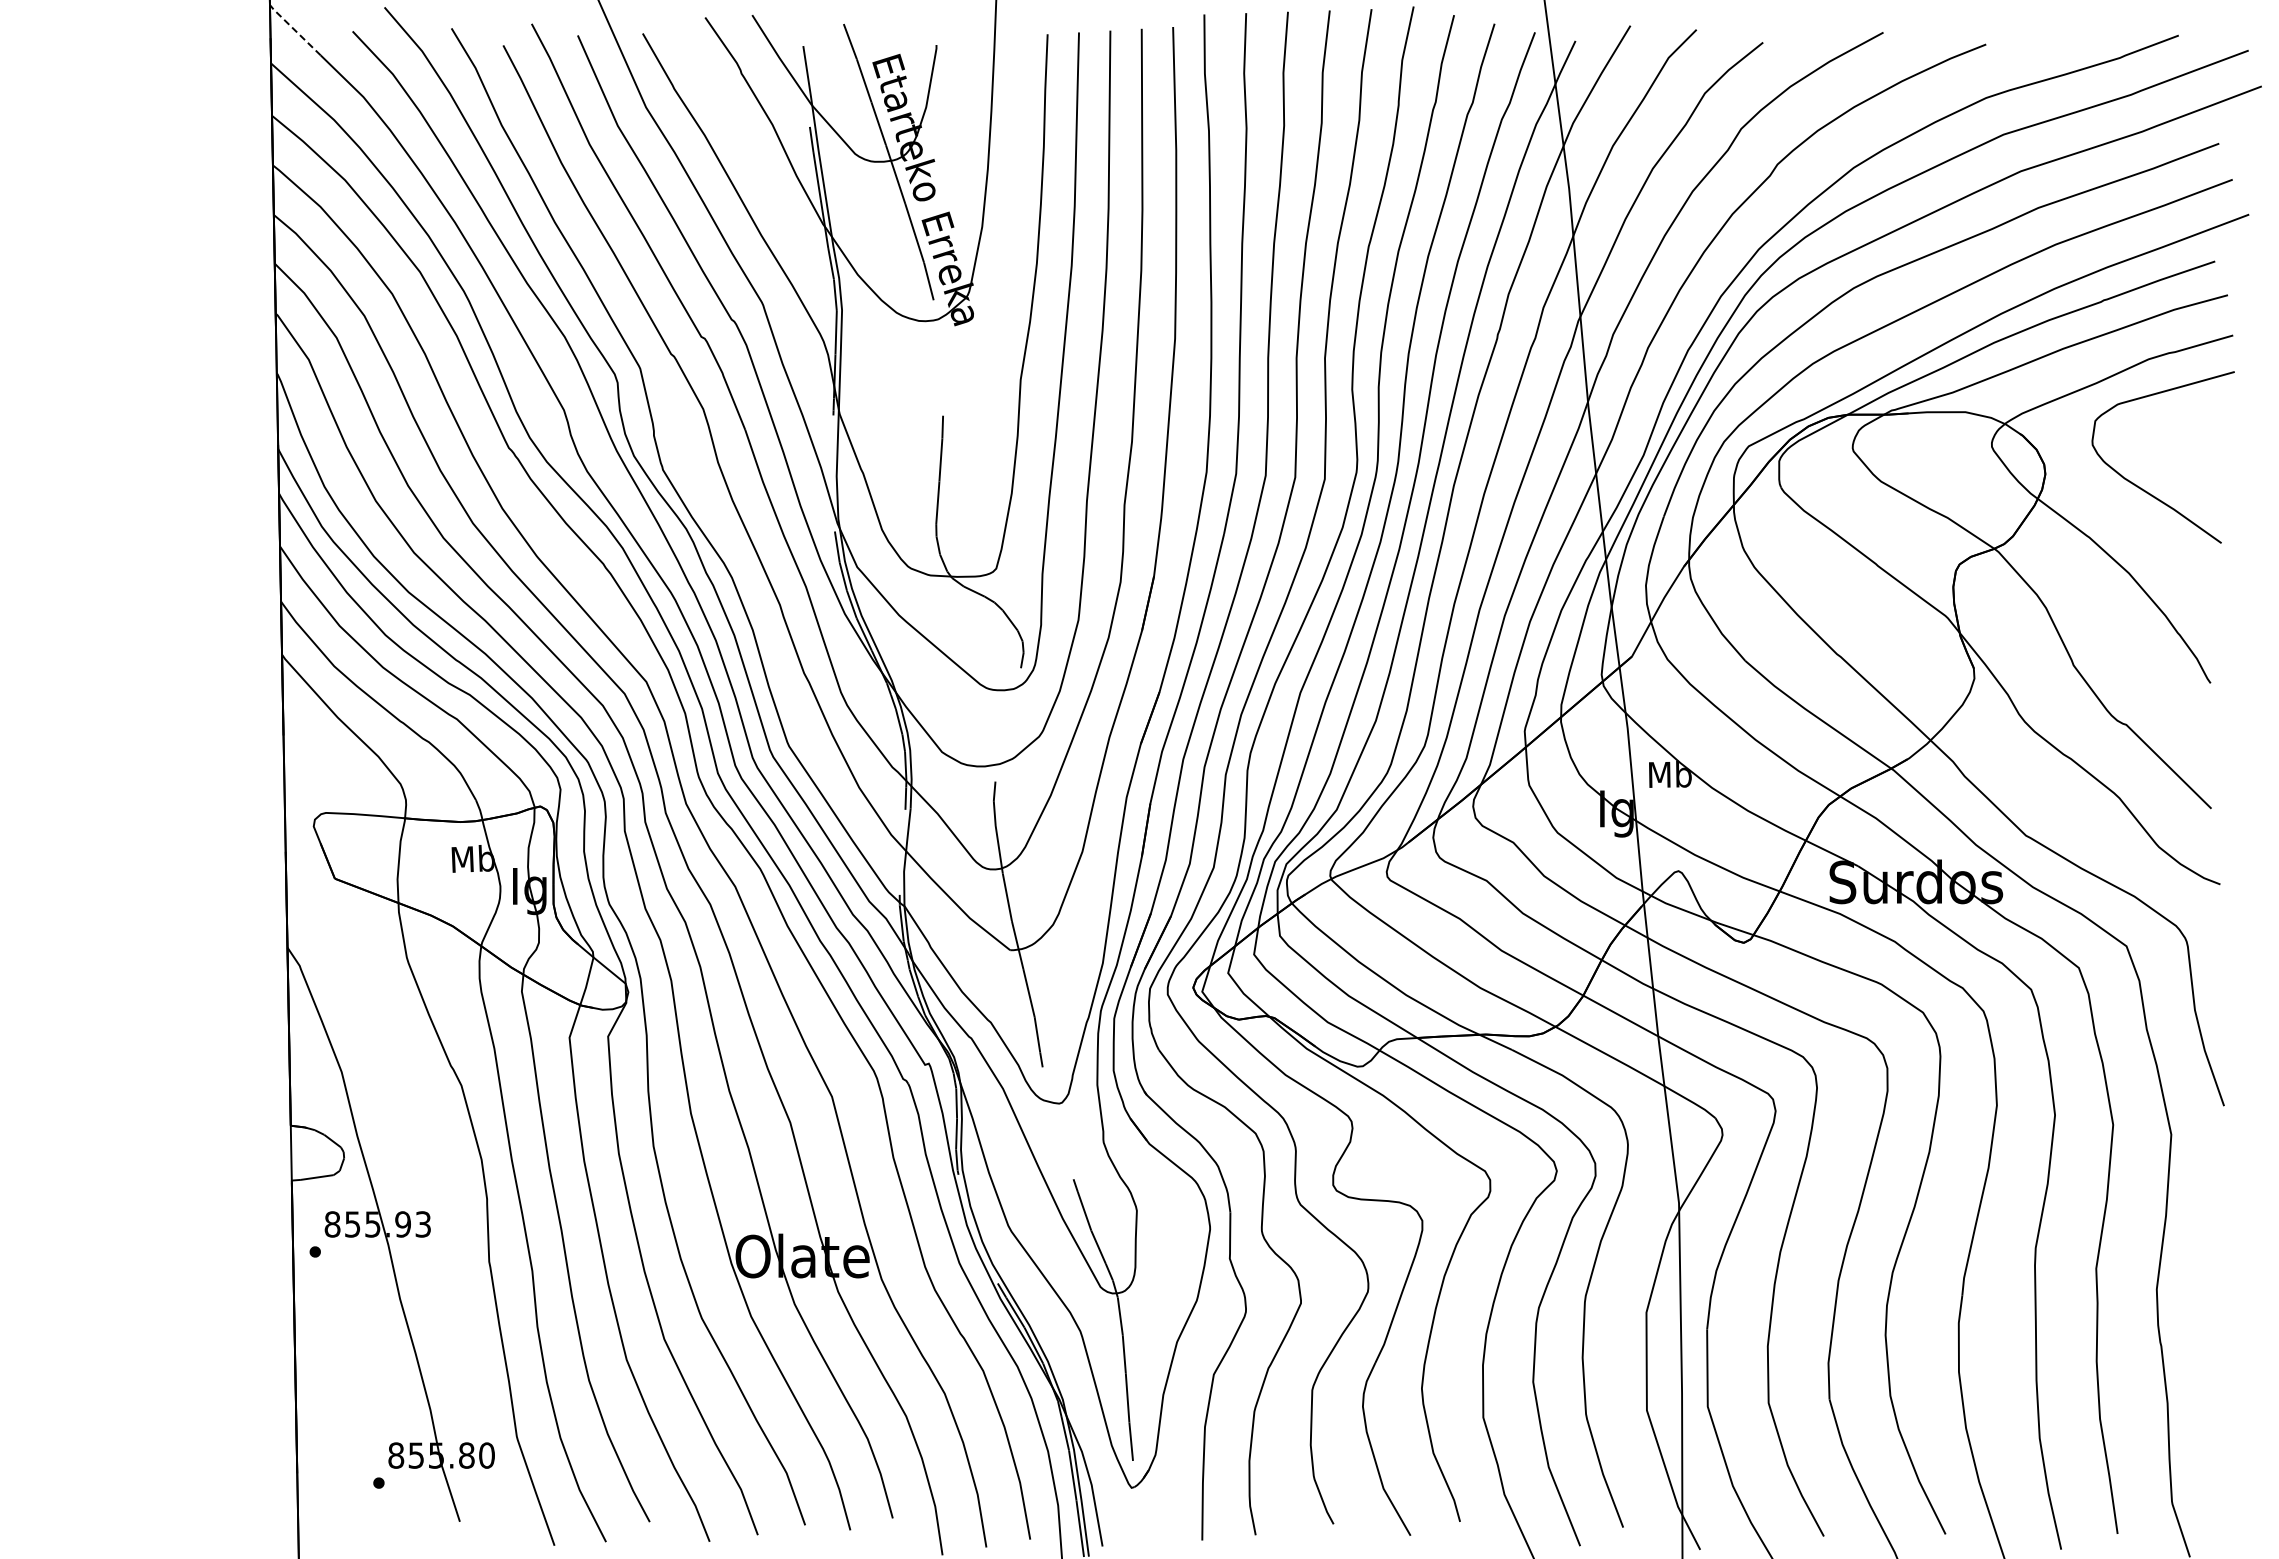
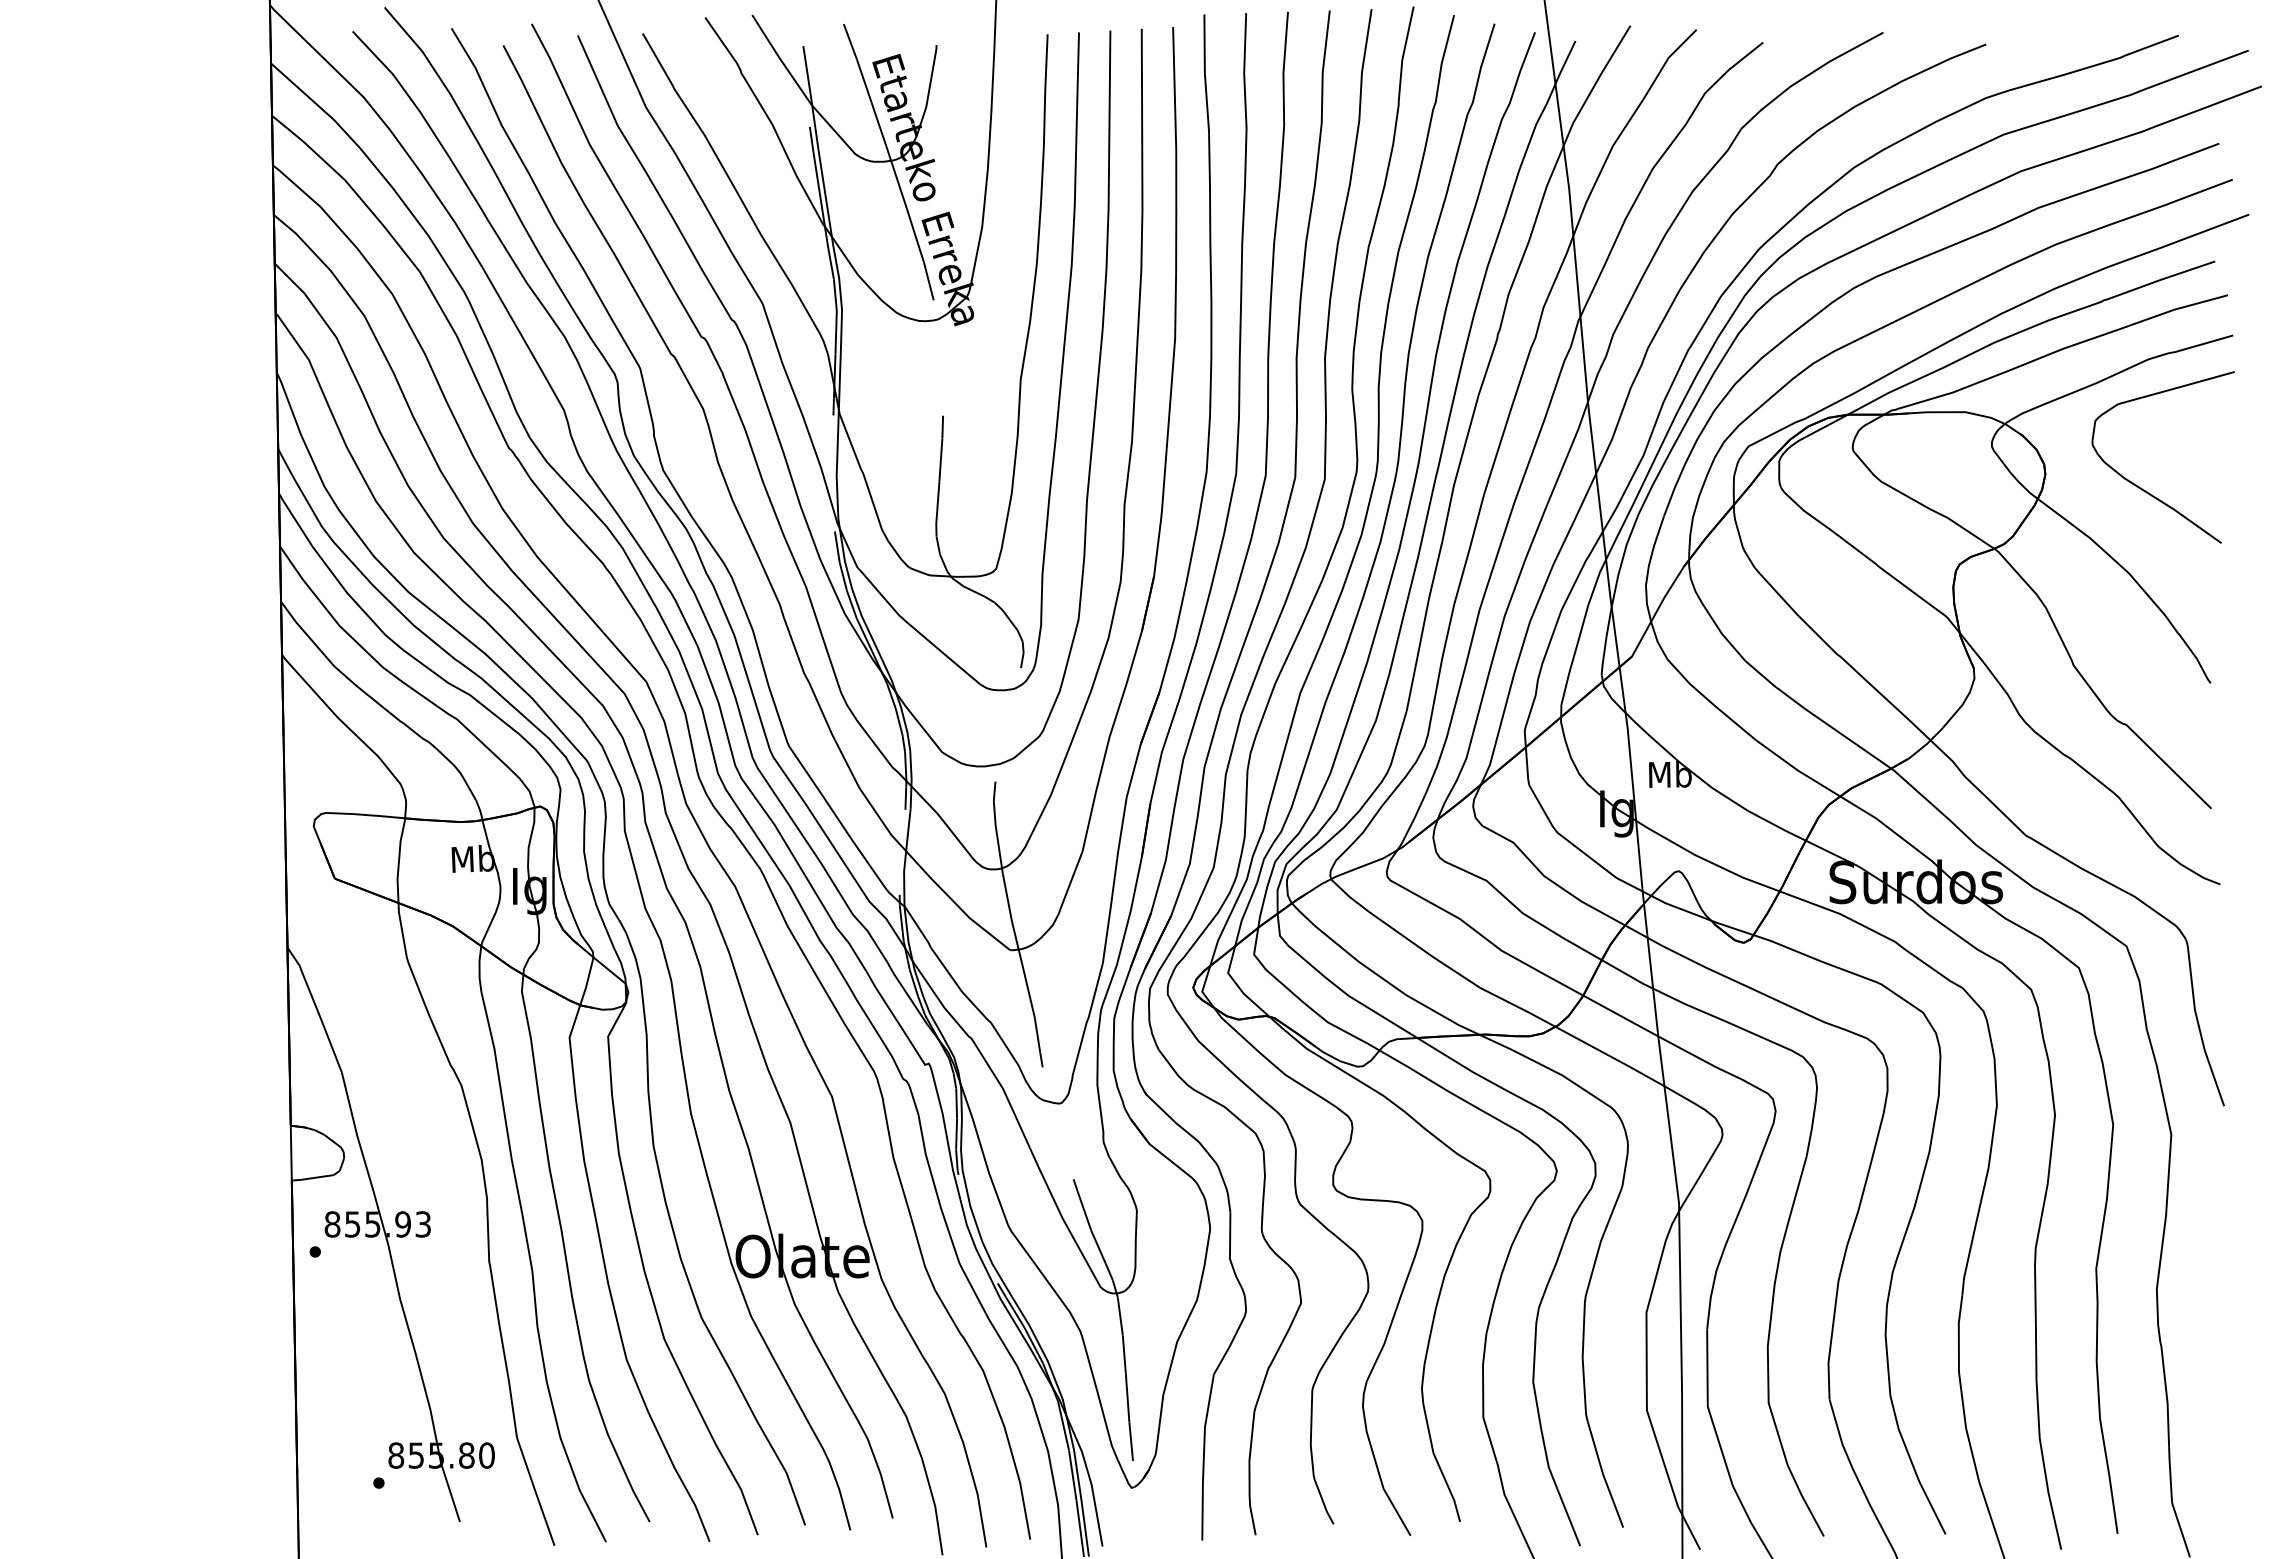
line: dashed -> solid (294, 29)
